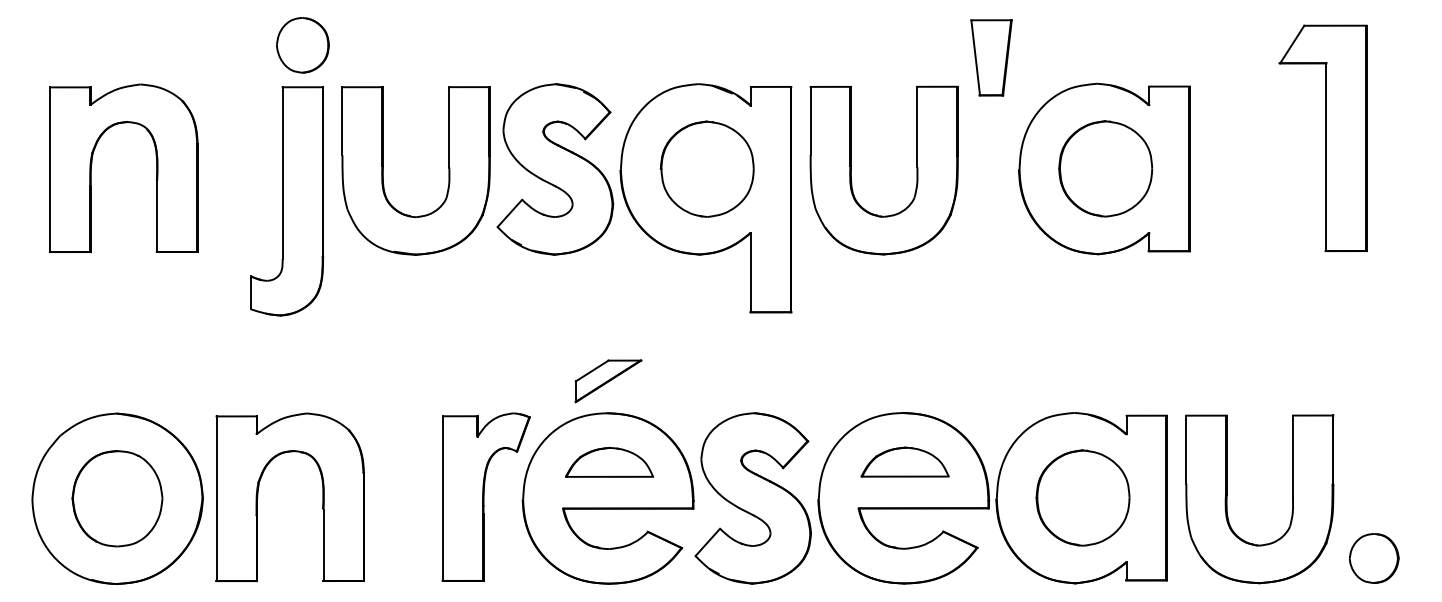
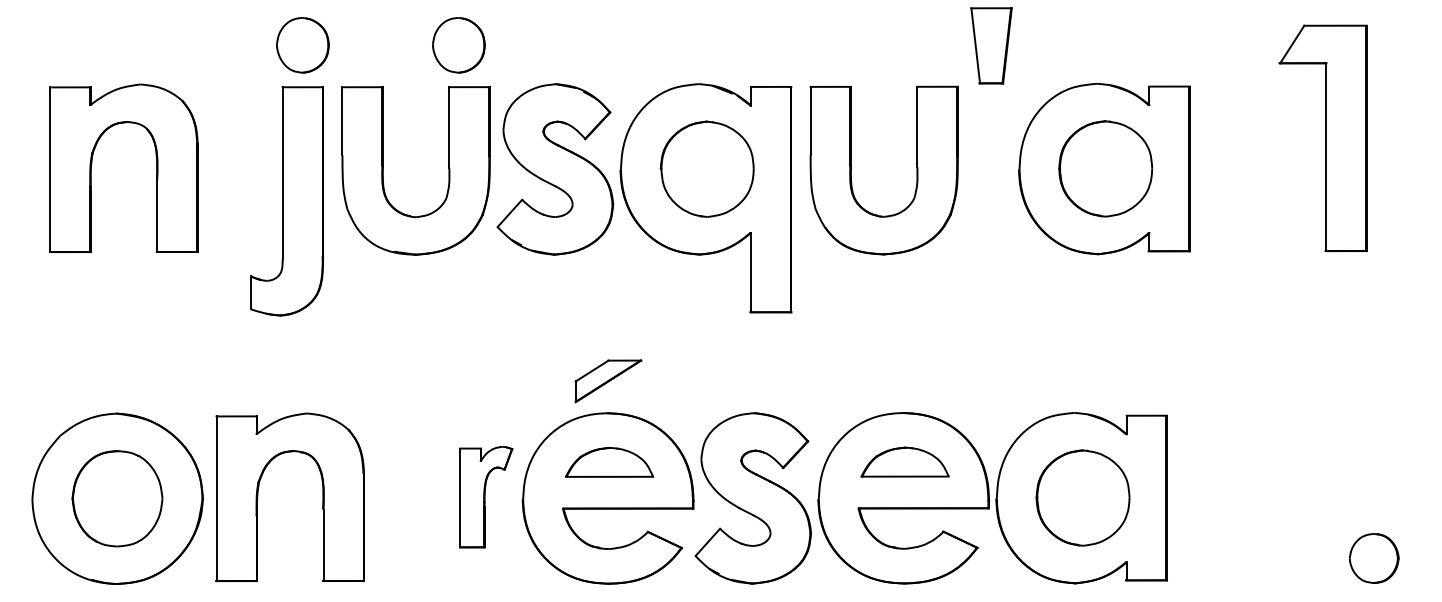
part: none -> present (458, 45)
part position: (991, 57) -> (991, 45) (991, 45)
part size: 90x170 px -> 55x103 px (486, 497)
part: present -> none (1227, 499)
